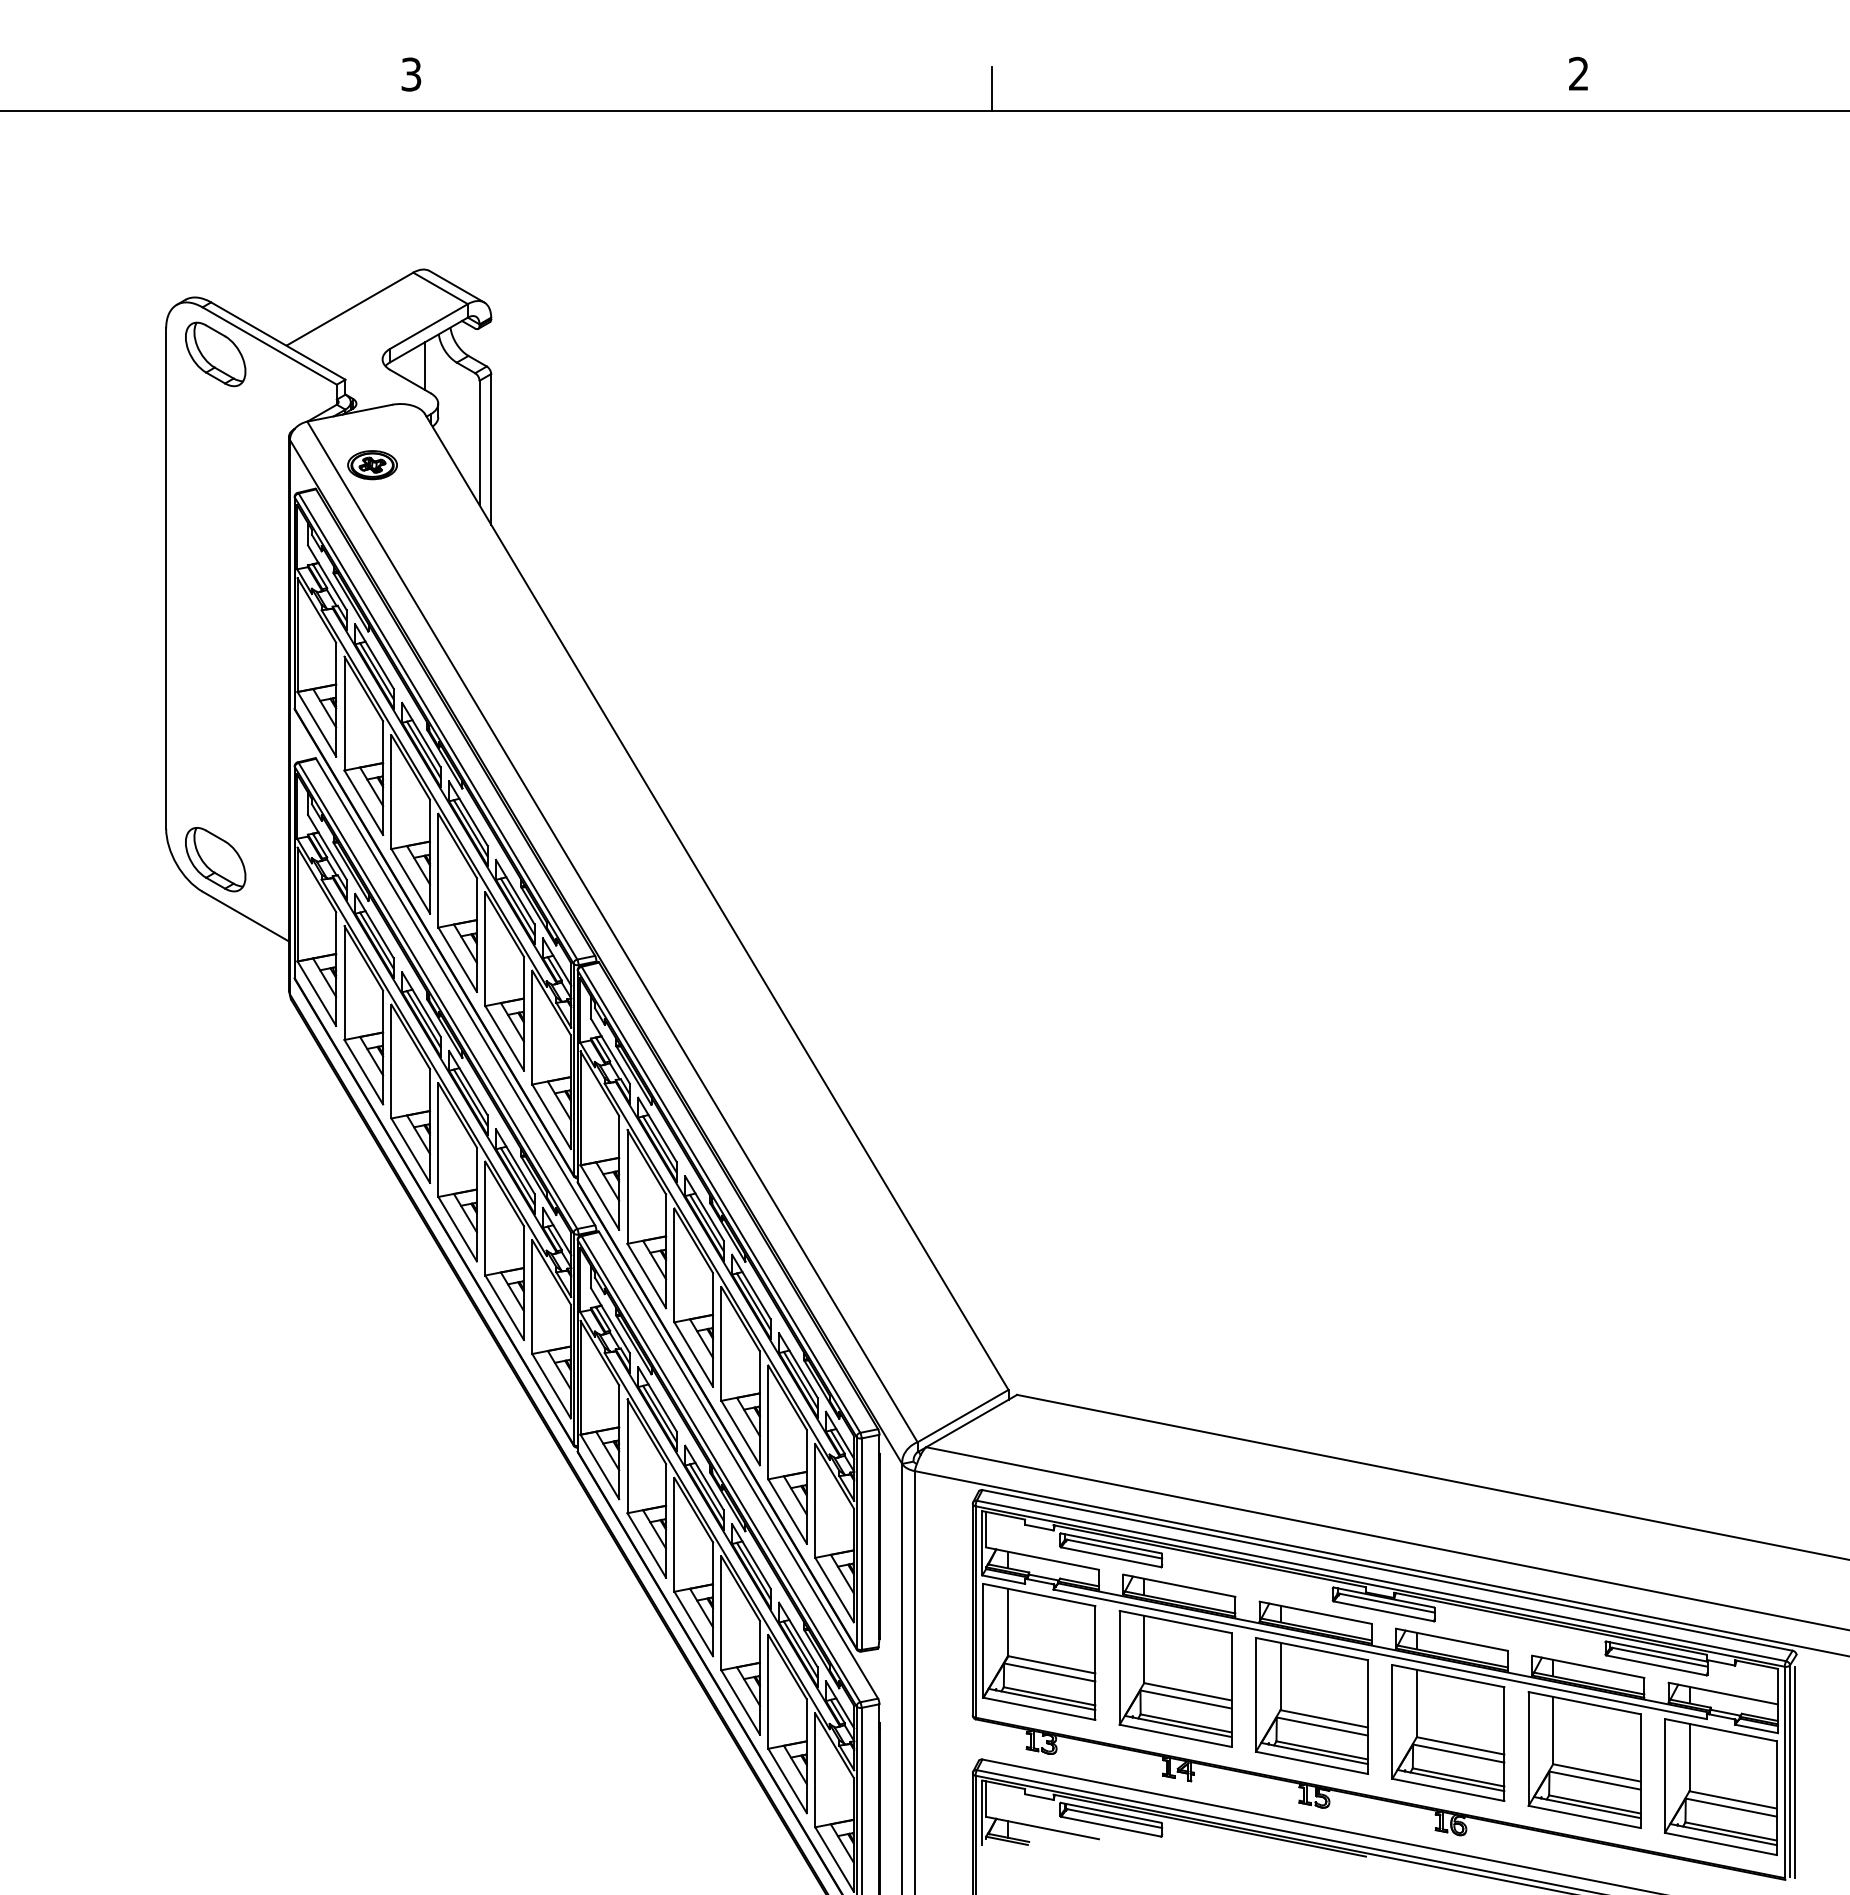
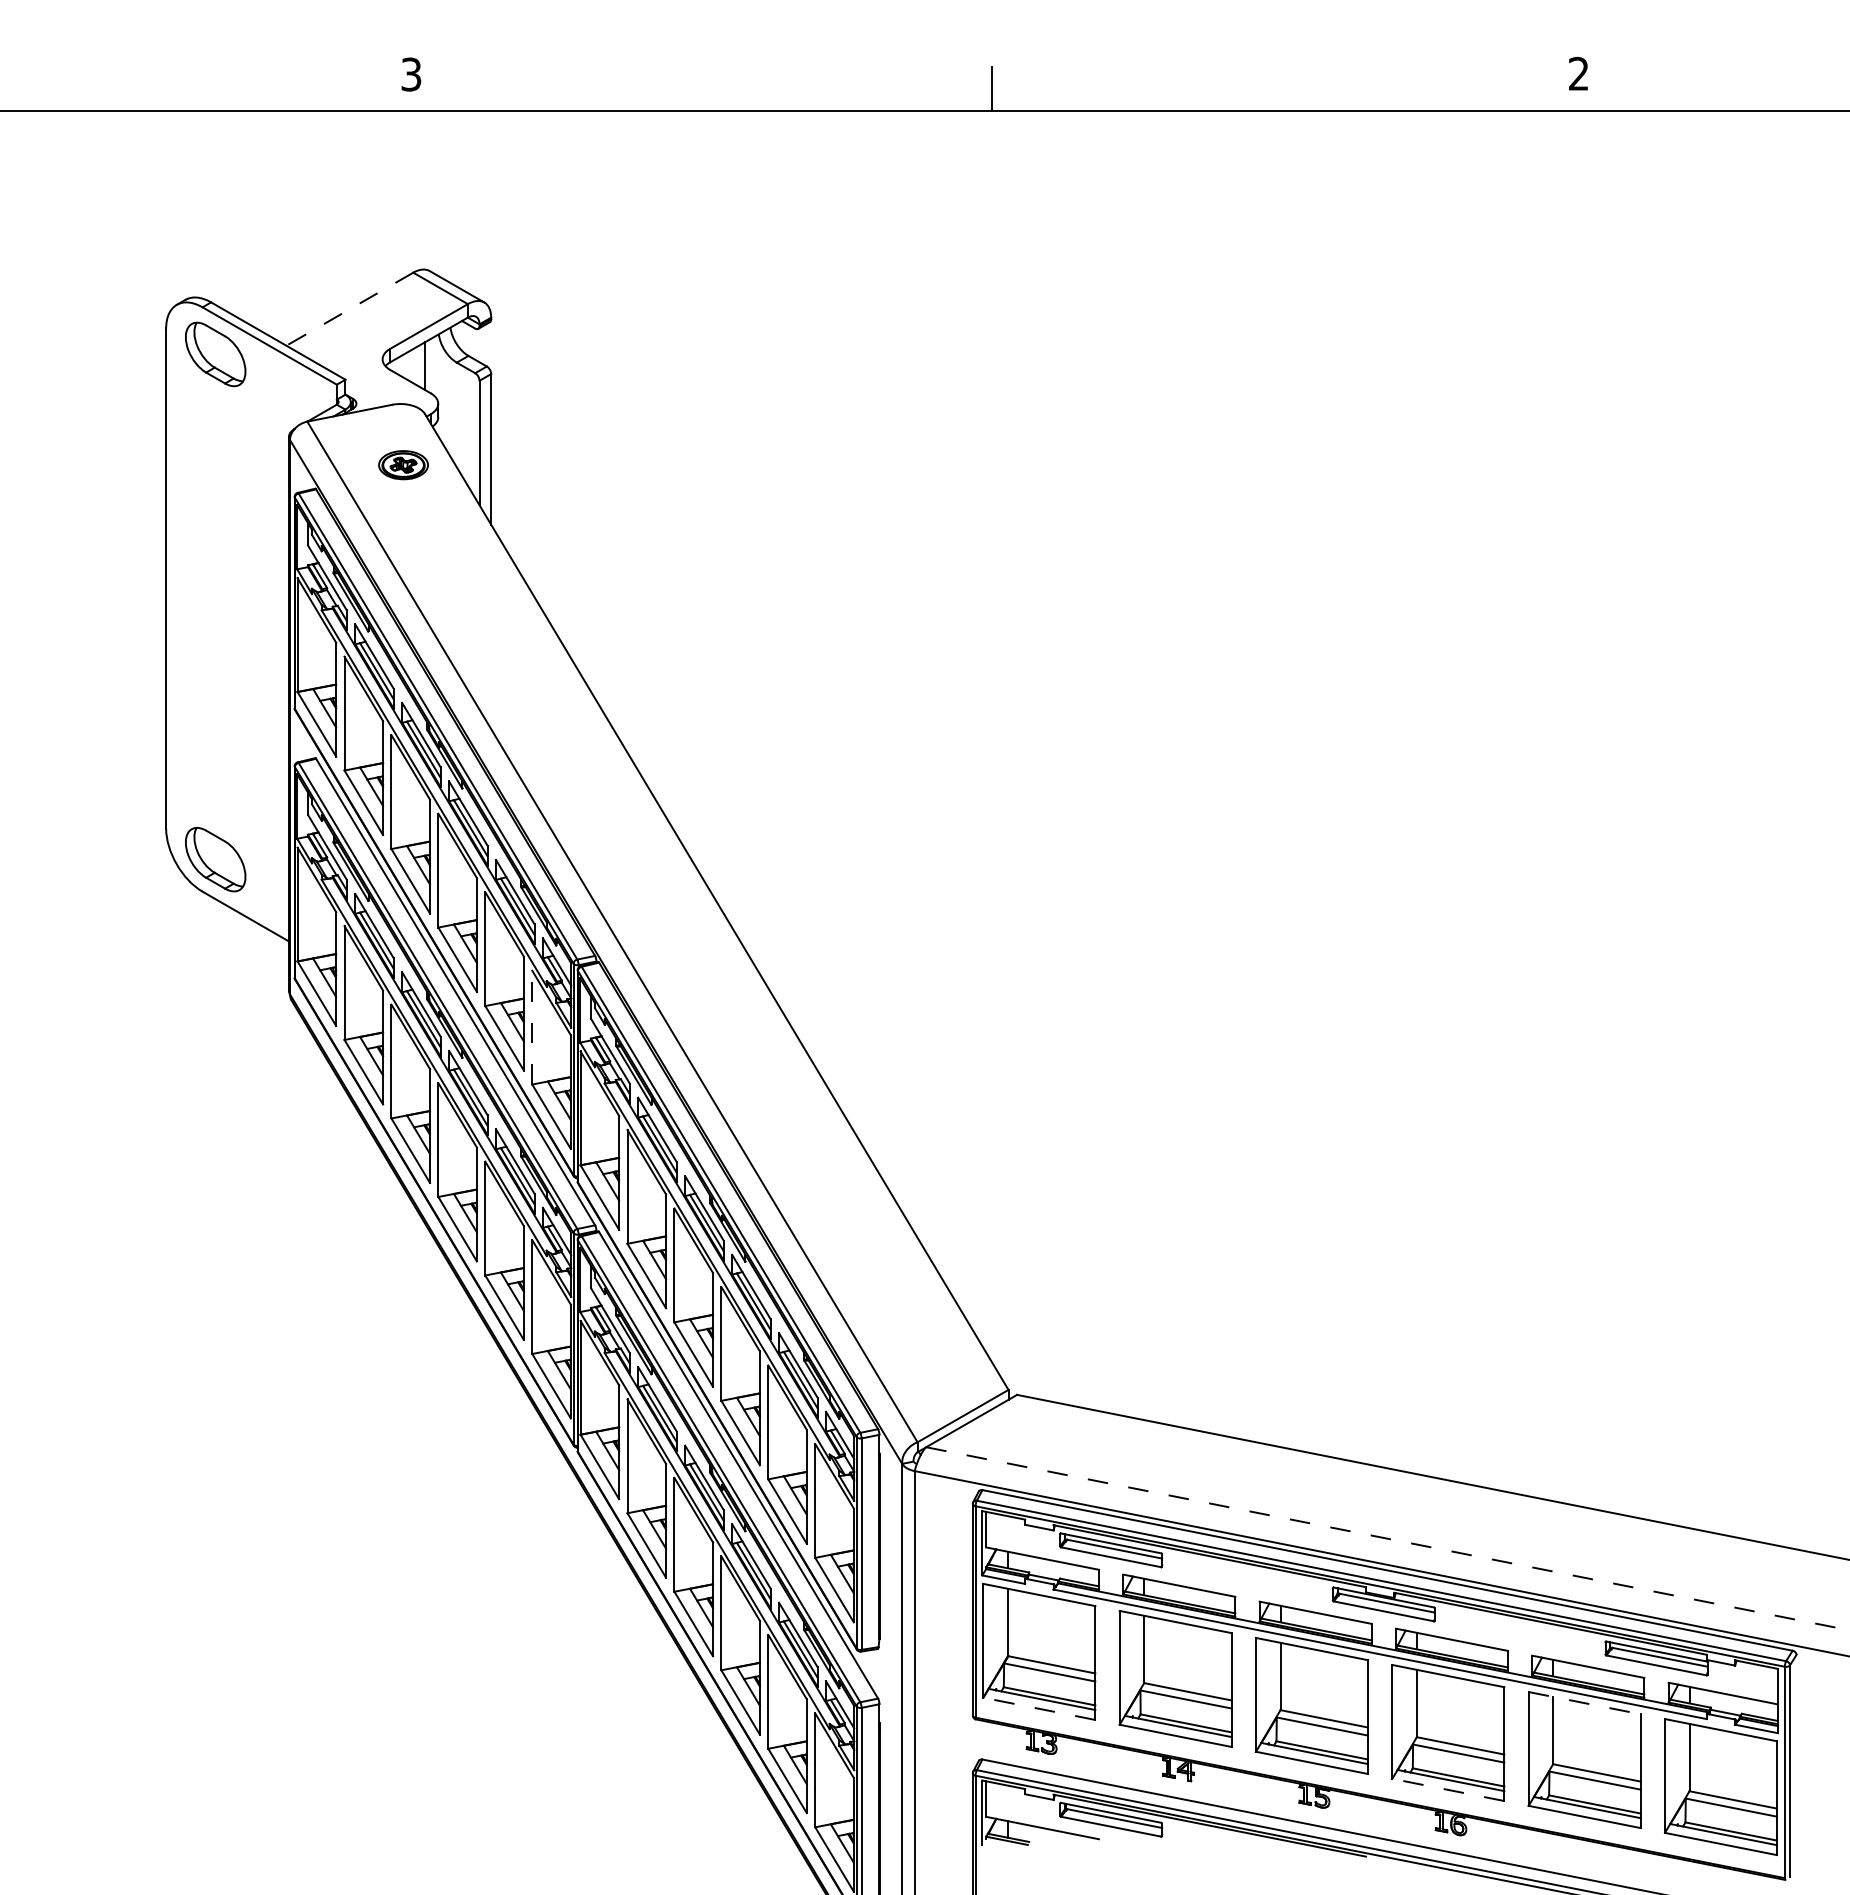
line: solid -> dashed (350, 309)
part position: (372, 465) -> (403, 465) (403, 465)
line: solid -> dashed (532, 1027)
line: solid -> dashed (1388, 1538)
line: solid -> dashed (1585, 1703)
line: solid -> dashed (1038, 1708)
line: present -> none (1794, 1772)
line: solid -> dashed (1447, 1789)
